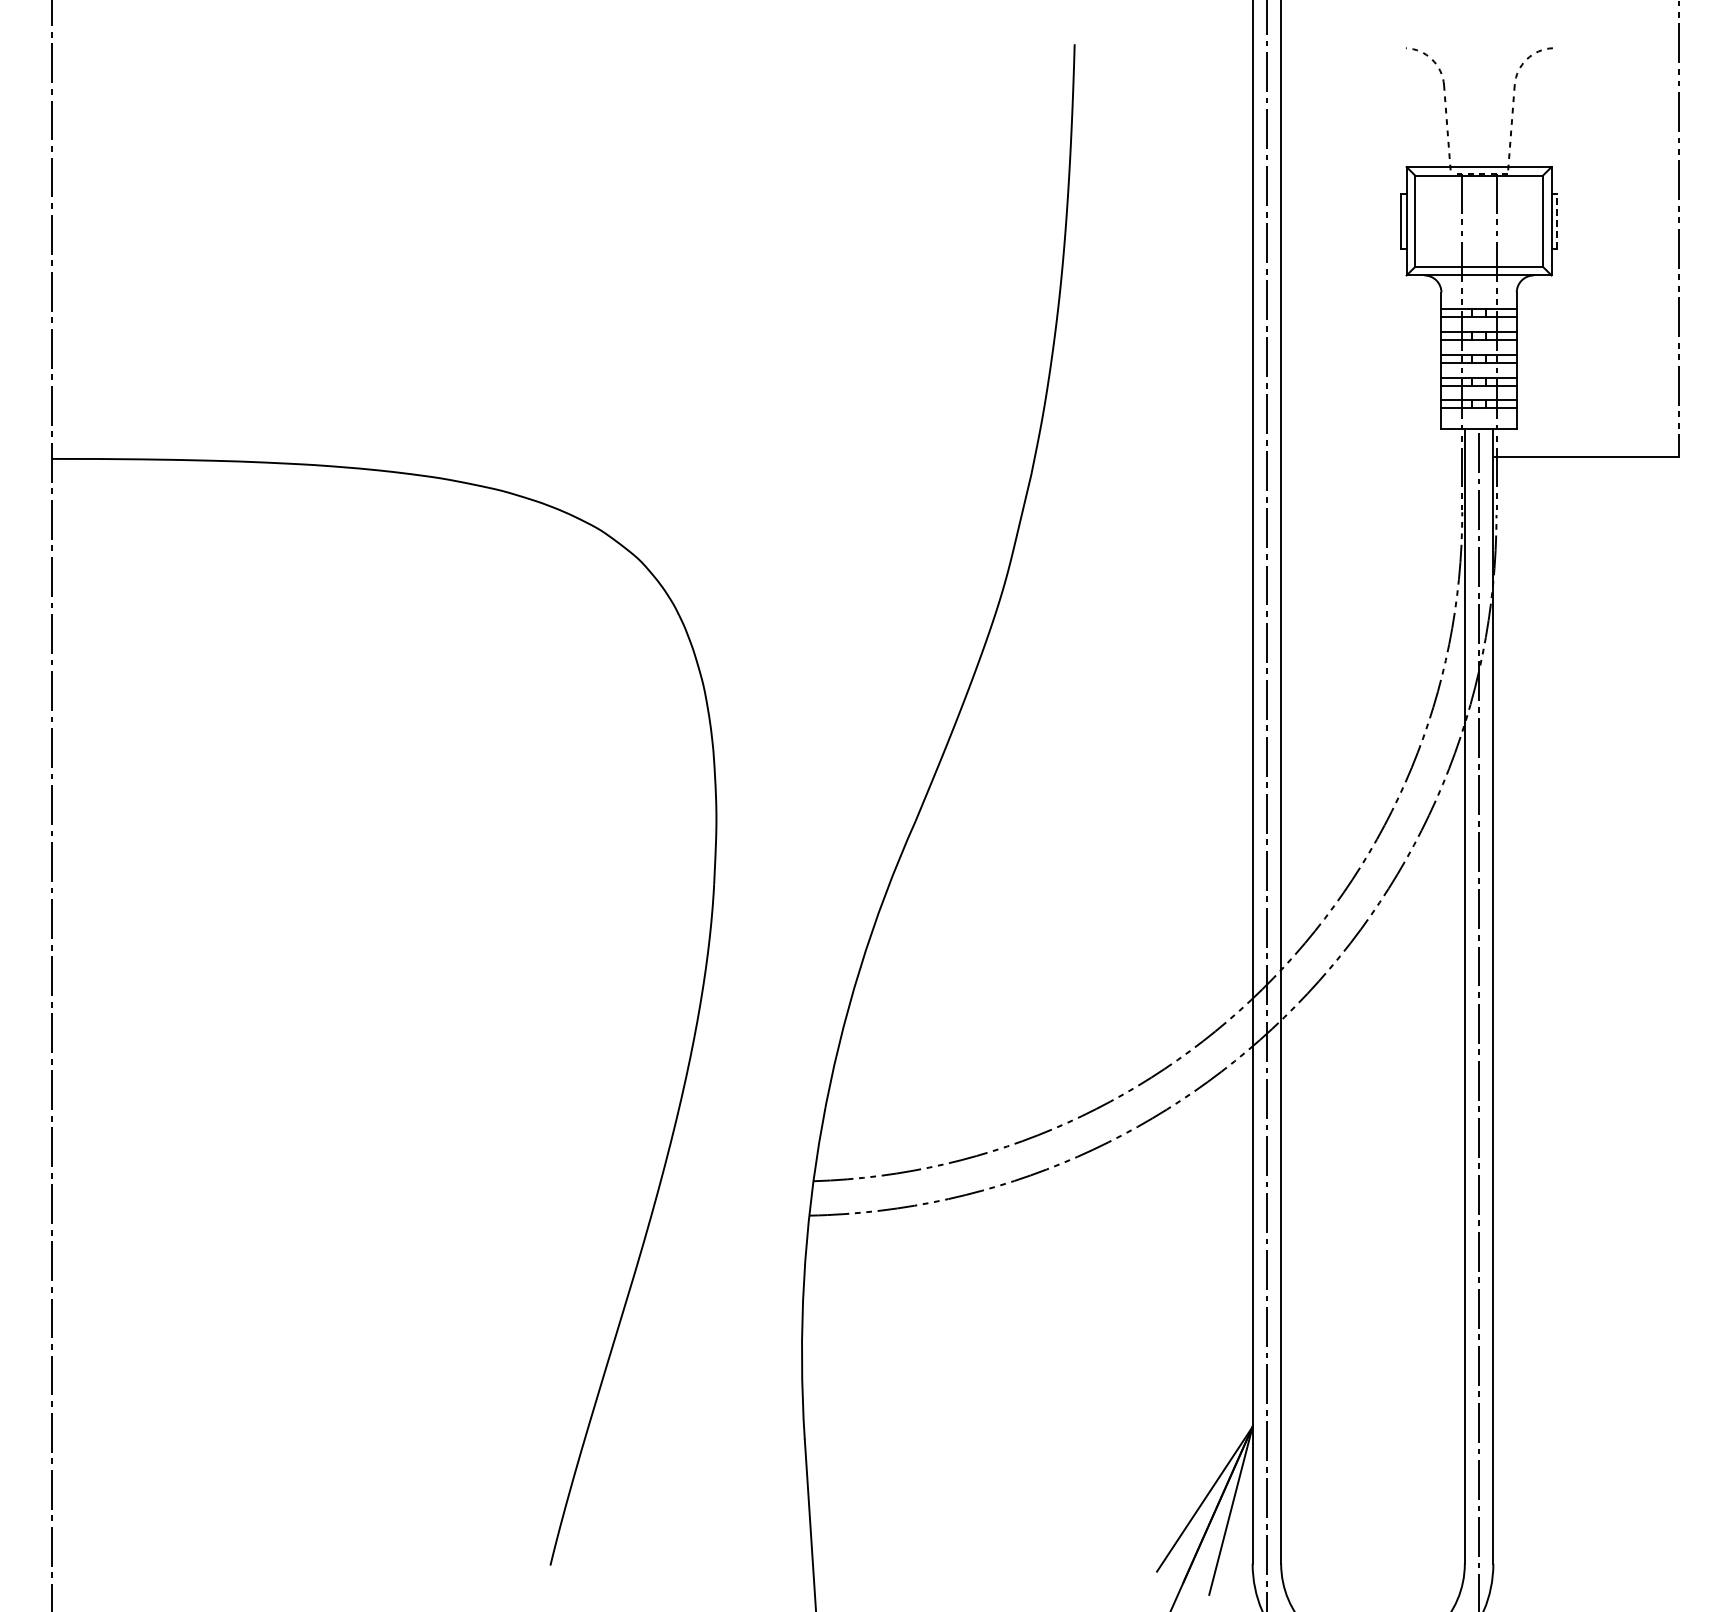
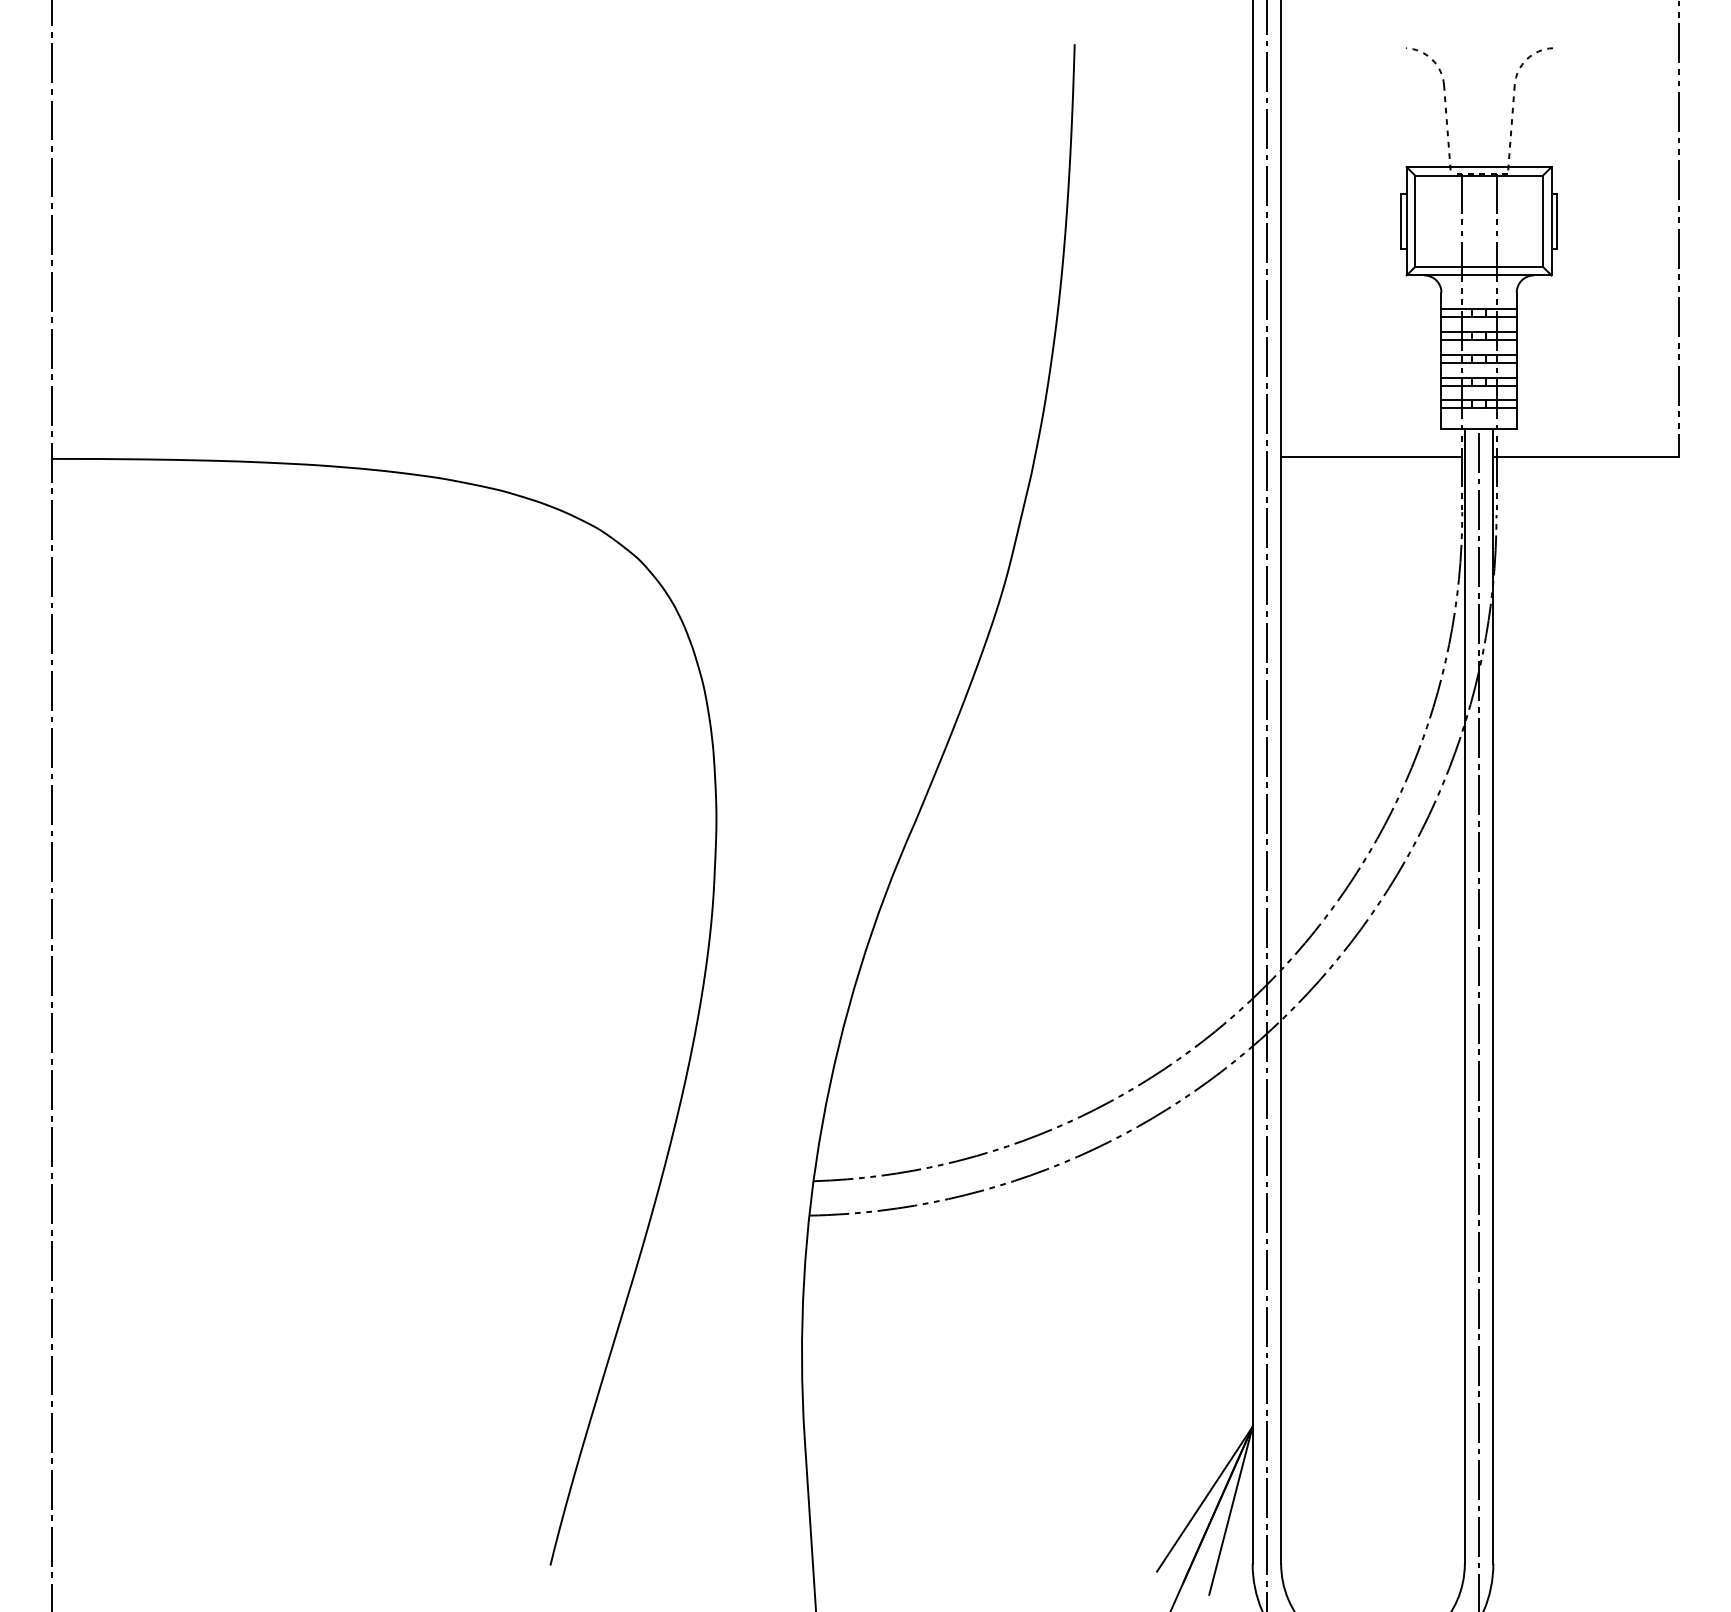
line: dashed -> solid (1557, 220)
line: none -> present (1371, 457)
